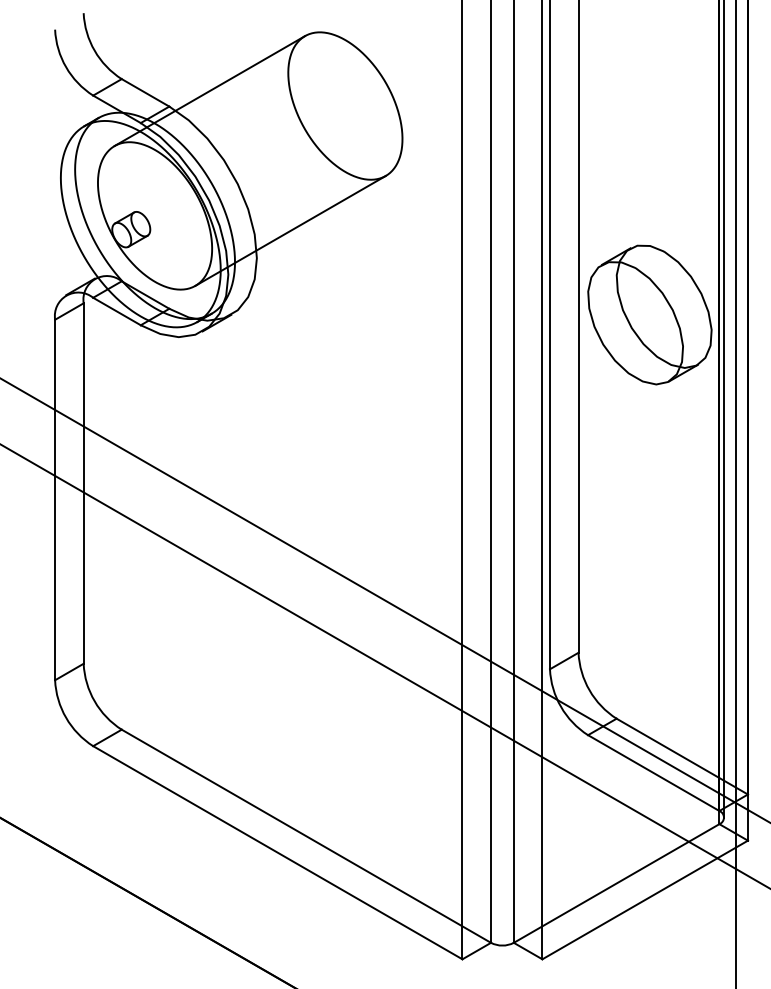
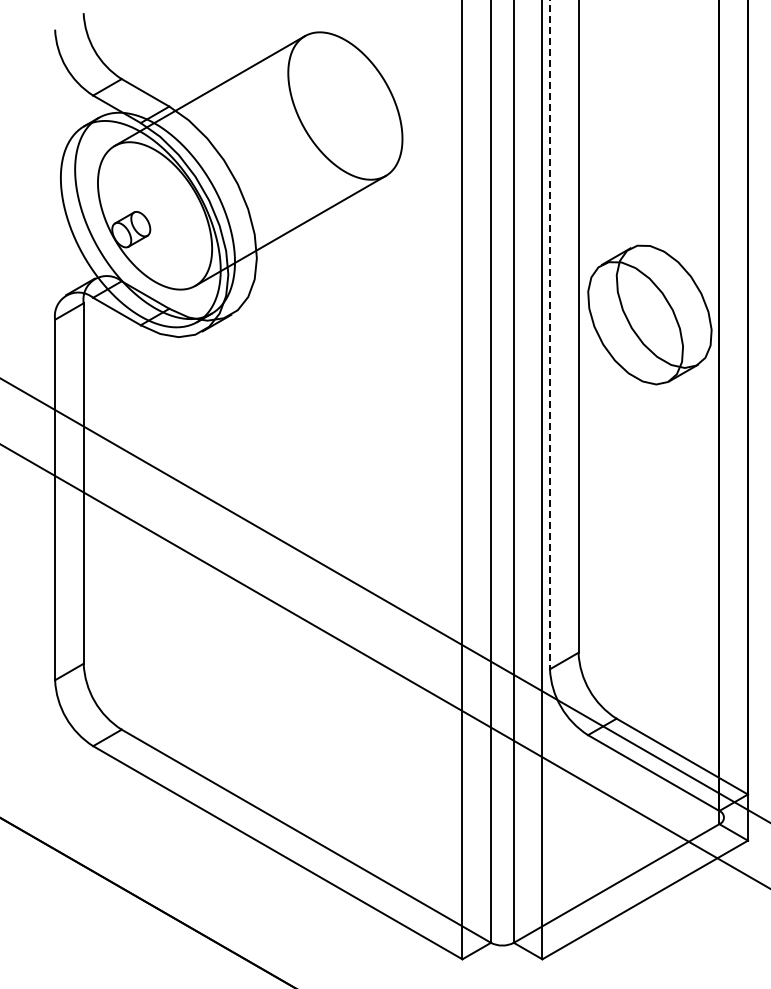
line: solid -> dashed (550, 334)
line: present -> none (724, 409)
line: present -> none (735, 493)
